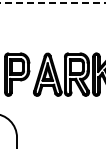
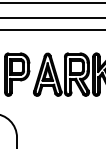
line: dashed -> solid (52, 2)
line: none -> present (52, 18)
line: none -> present (52, 30)
